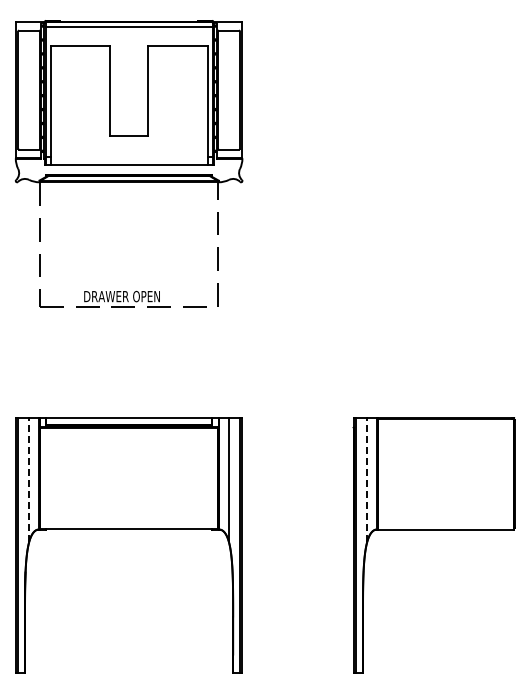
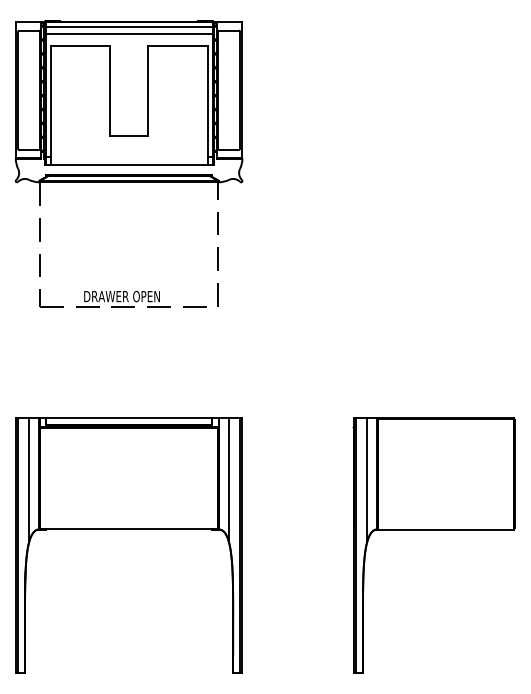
line: none -> present (128, 34)
line: dashed -> solid (29, 479)
line: dashed -> solid (367, 479)
